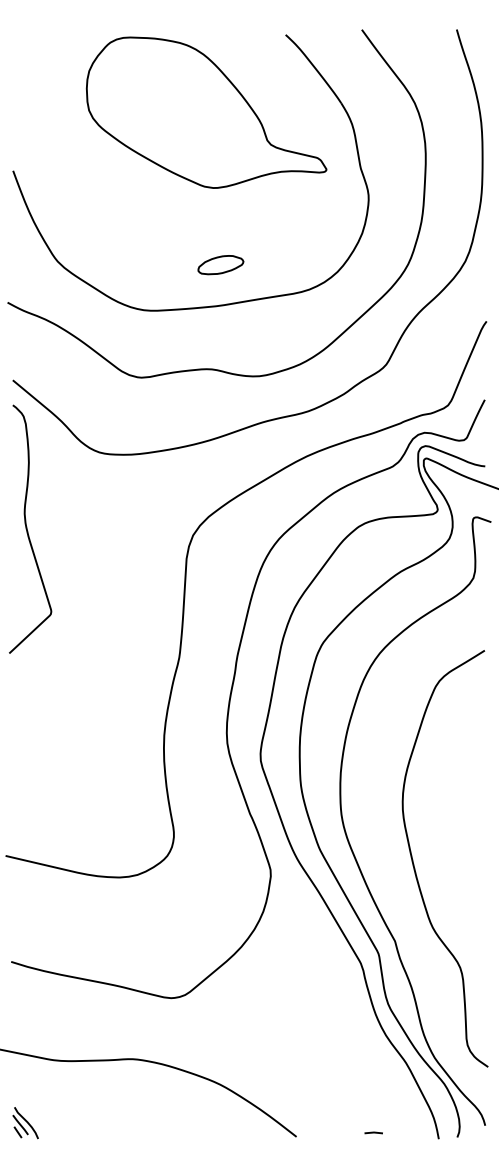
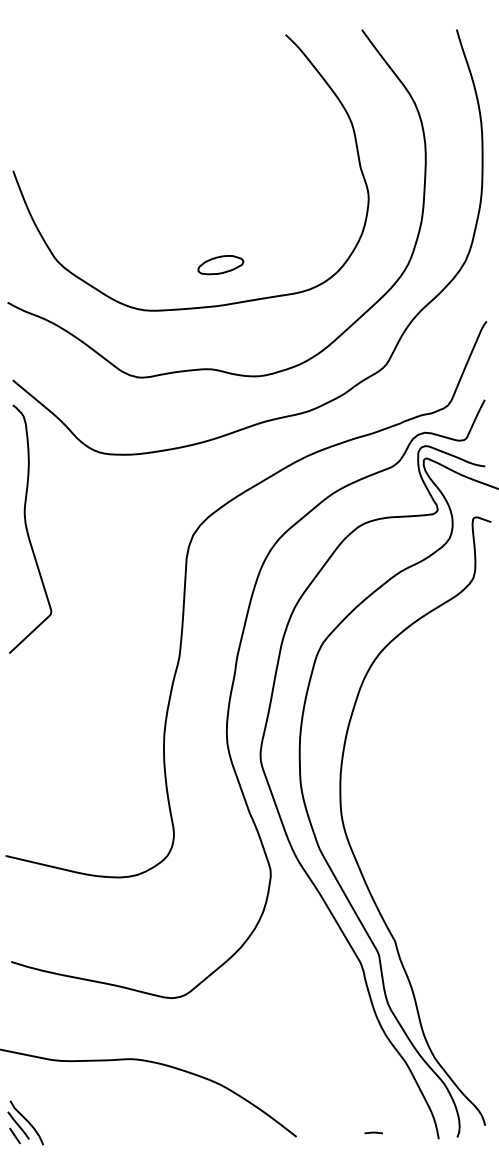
part: present -> none (206, 112)
curve: present -> none (414, 864)
part size: 27x33 px -> 37x46 px (25, 1122)
